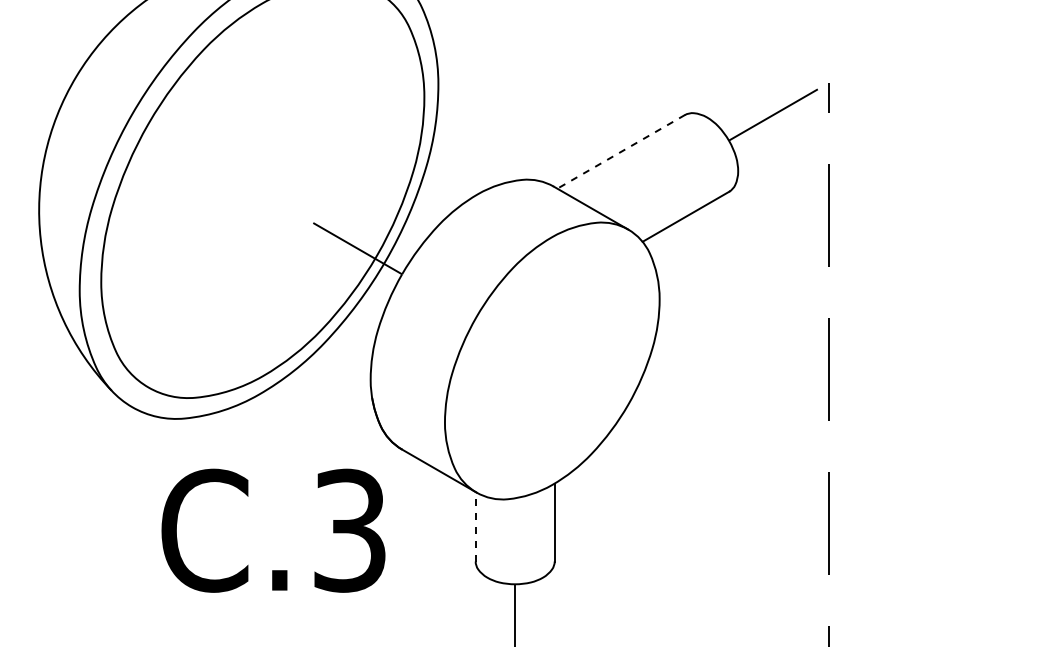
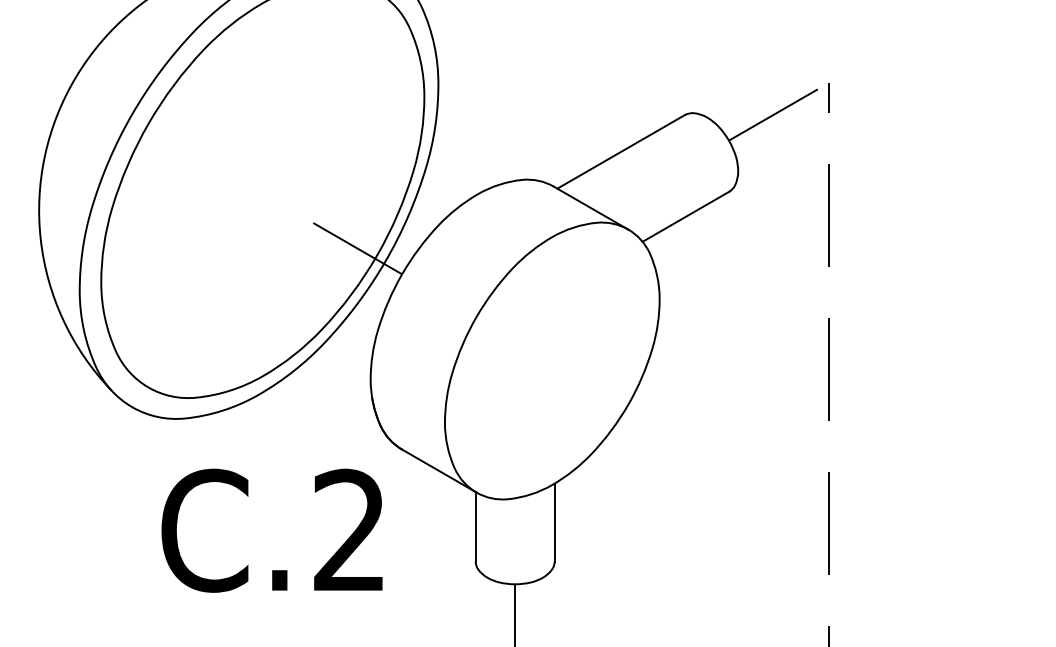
line: dashed -> solid (621, 151)
line: dashed -> solid (475, 526)
text: C.3 -> C.2 (349, 530)
